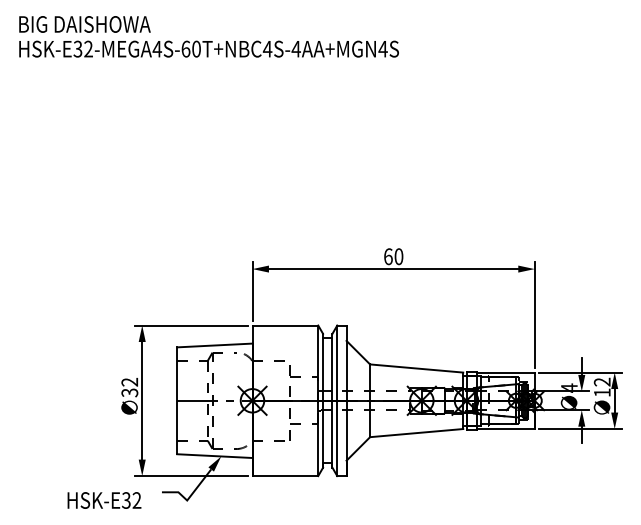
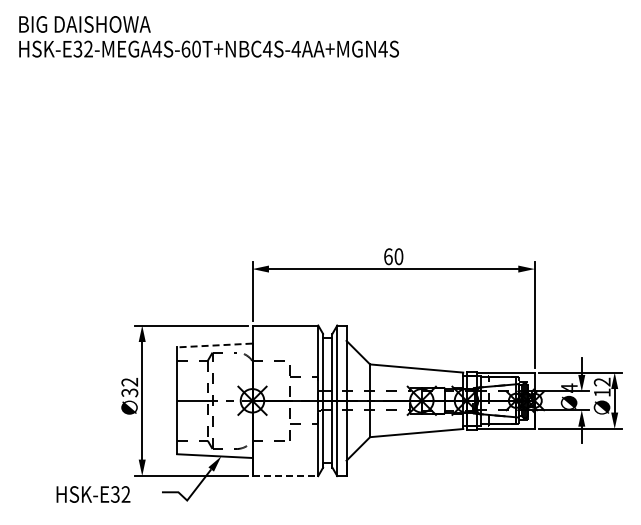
line: solid -> dashed (214, 345)
line: solid -> dashed (285, 476)
text position: (104, 500) -> (93, 494) (93, 494)
